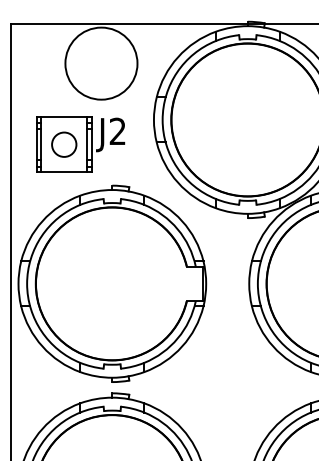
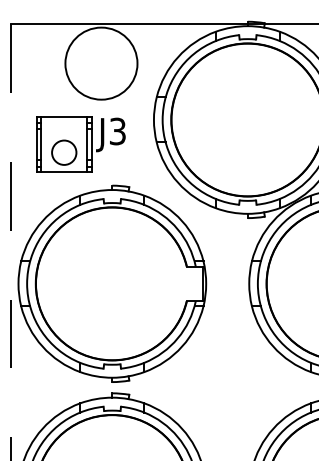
text: J2 -> J3 (117, 131)
circle position: (64, 144) -> (64, 152) (64, 152)
line: solid -> dashed (11, 242)
